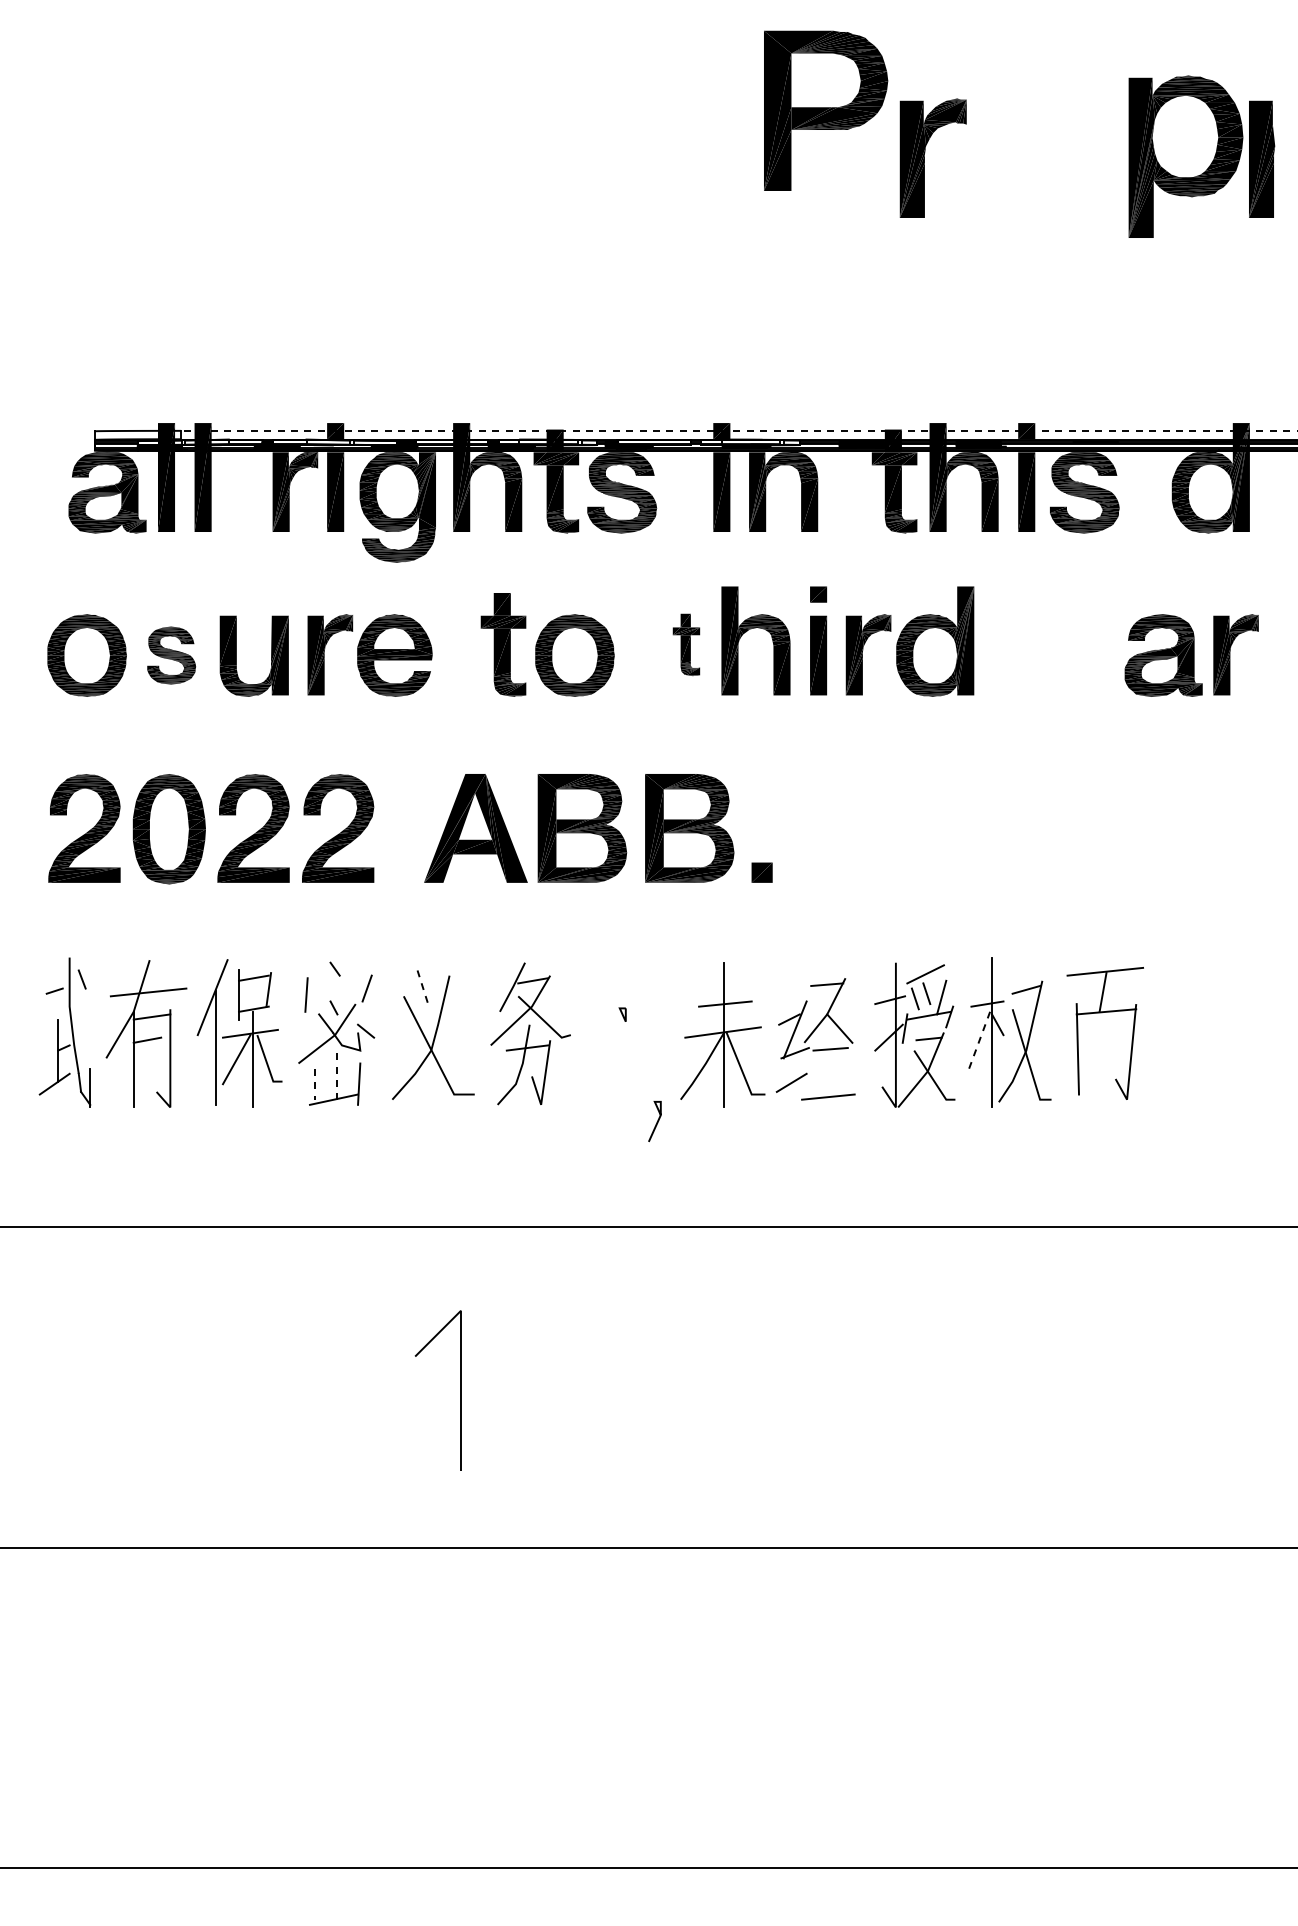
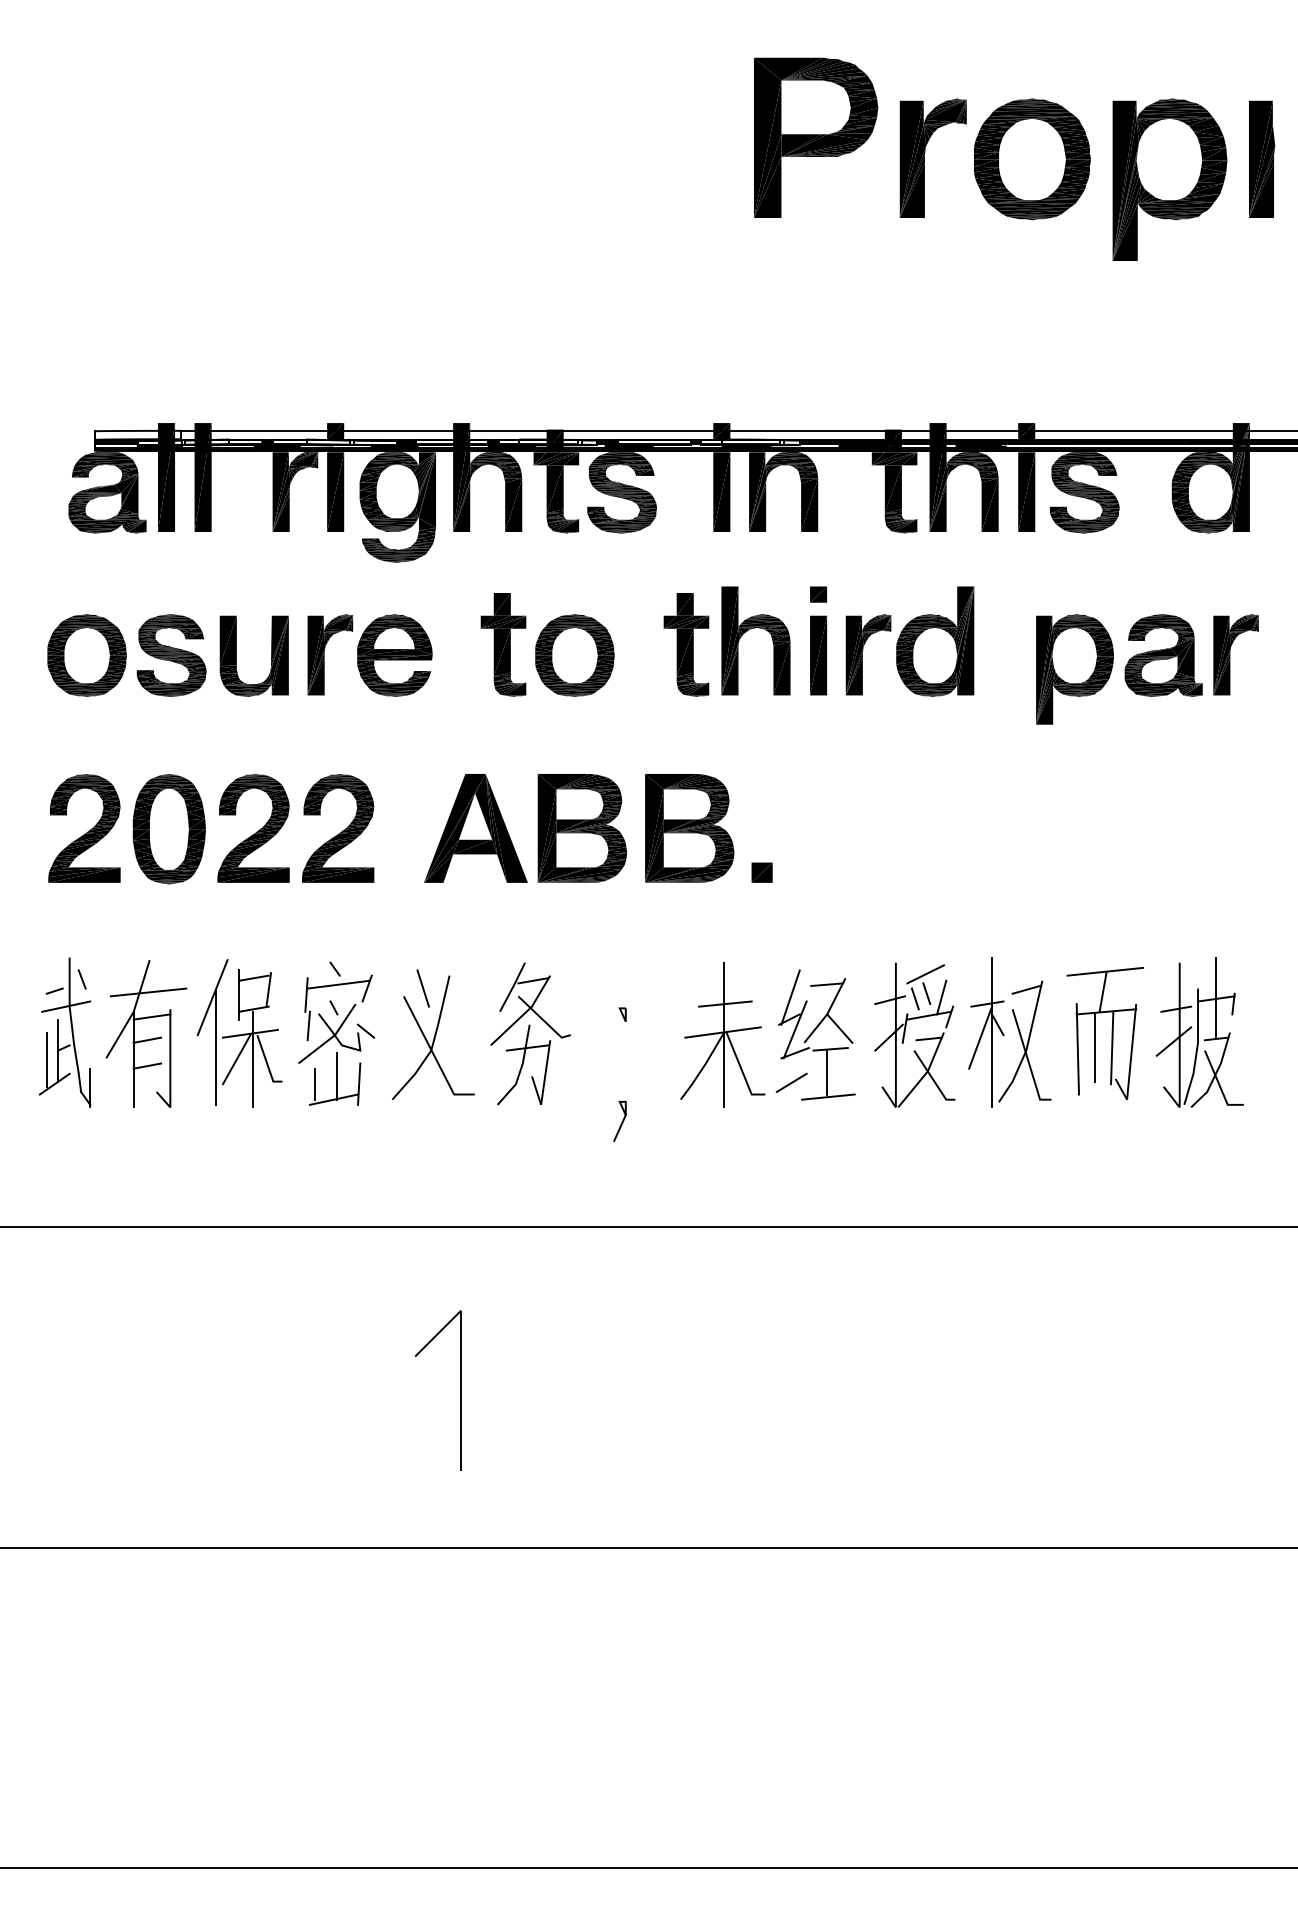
part position: (826, 110) -> (816, 137) (816, 137)
part position: (1185, 156) -> (1169, 179) (1169, 179)
part: none -> present (1032, 159)
line: dashed -> solid (739, 430)
part size: 29x63 px -> 47x104 px (686, 644)
part size: 50x59 px -> 71x83 px (171, 655)
part: none -> present (1074, 669)
line: none -> present (338, 984)
line: dashed -> solid (423, 988)
line: none -> present (790, 997)
line: none -> present (66, 1006)
line: none -> present (308, 1025)
part: none -> present (1199, 1032)
line: dashed -> solid (980, 1037)
line: none -> present (1095, 1047)
line: none -> present (1112, 1047)
line: none -> present (46, 1059)
line: none -> present (147, 1065)
line: none -> present (827, 1072)
line: dashed -> solid (337, 1076)
line: dashed -> solid (314, 1084)
line position: (656, 1122) -> (621, 1122) (621, 1122)
